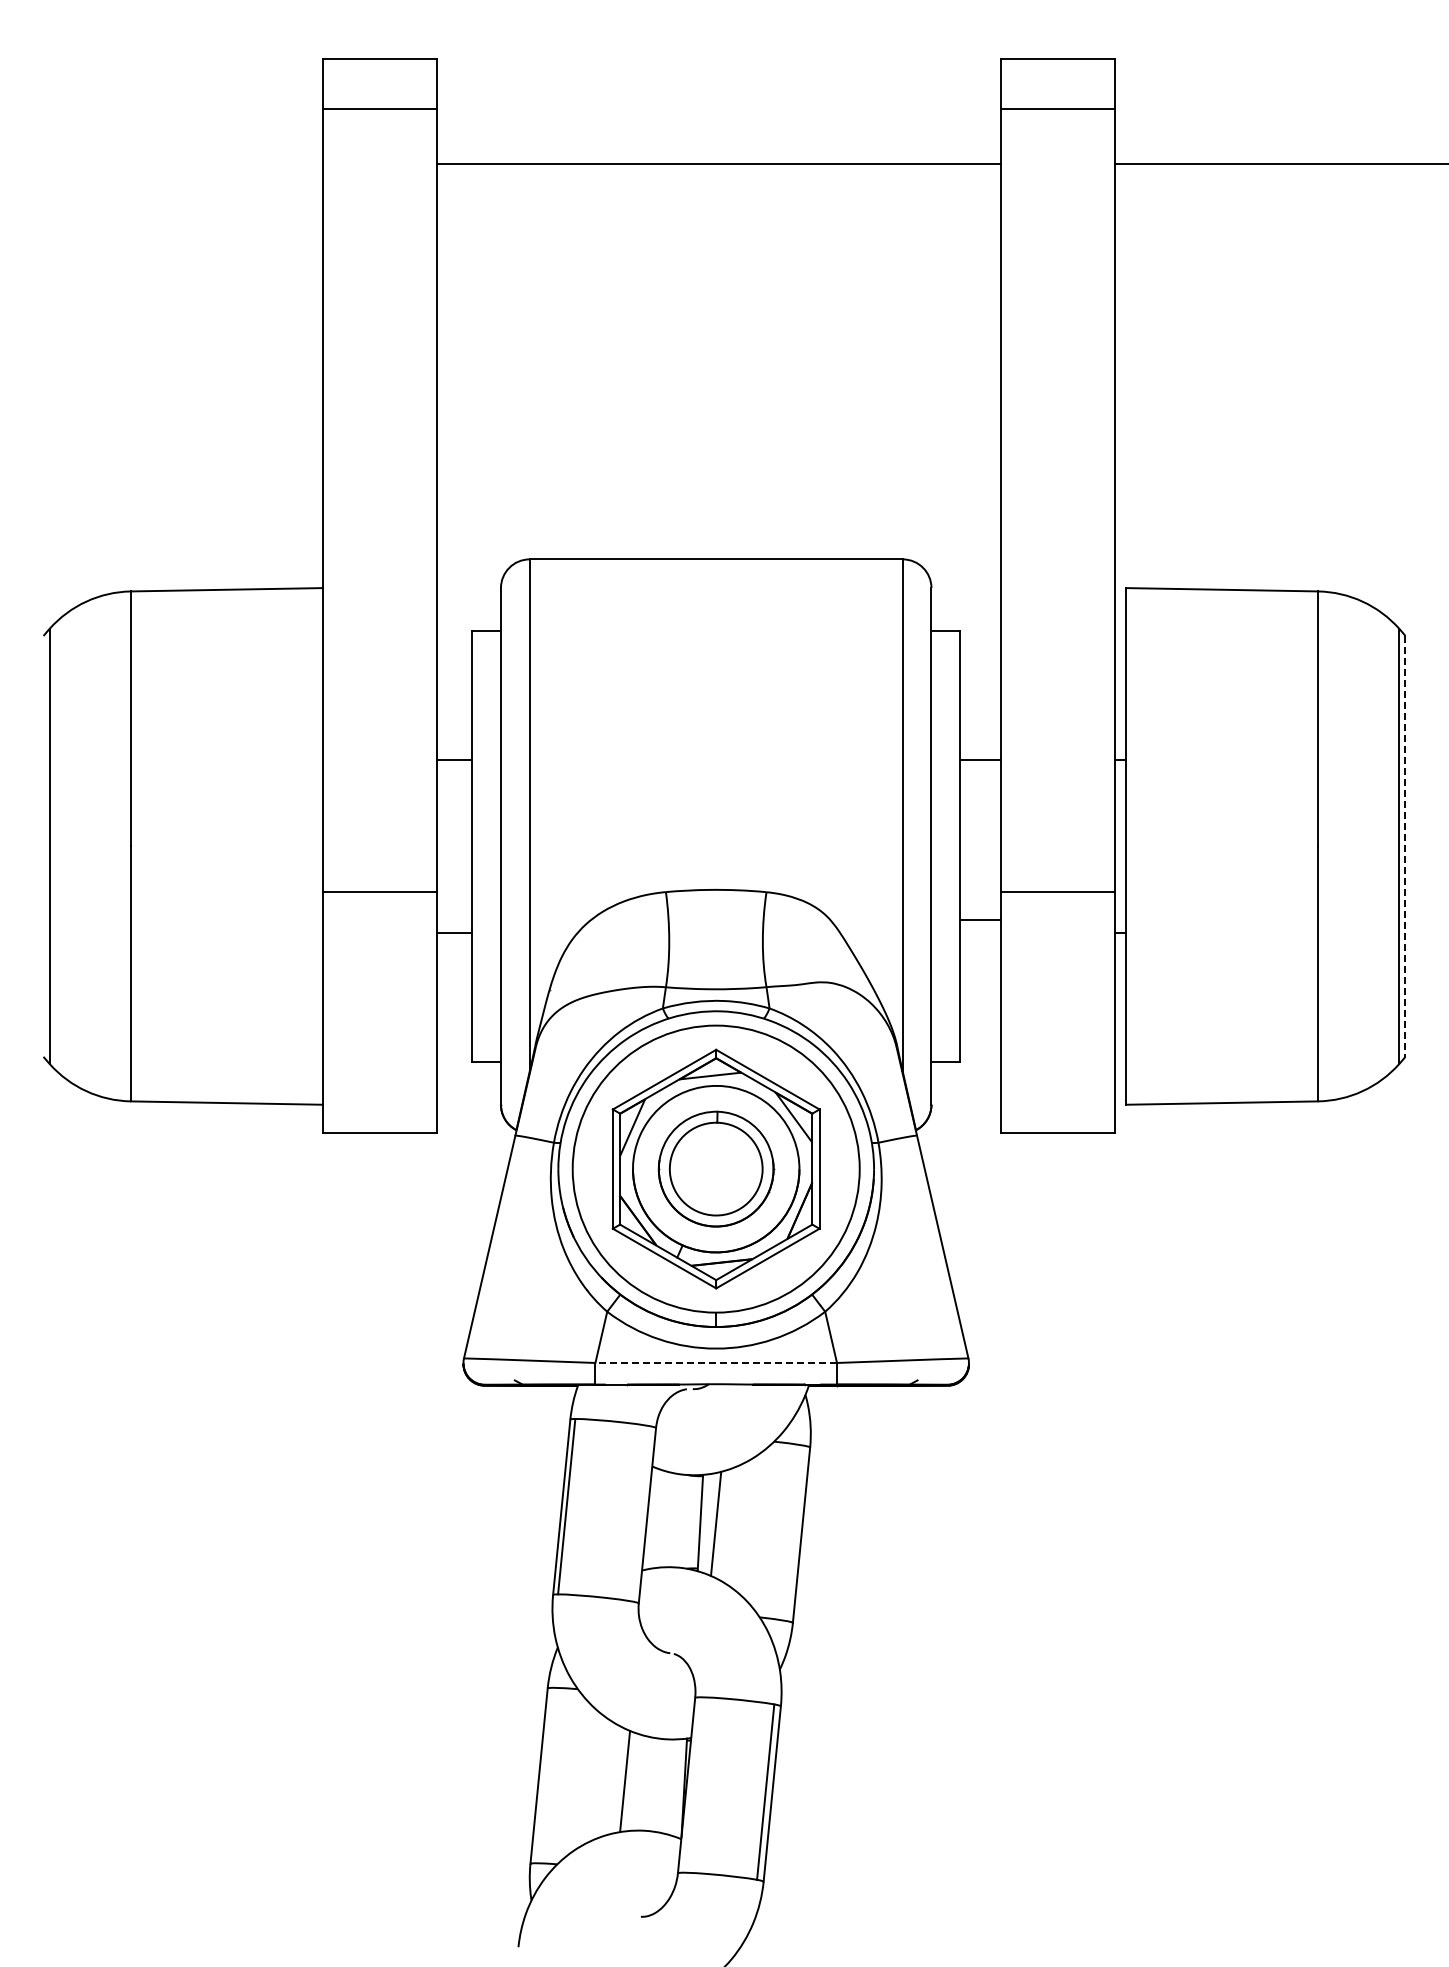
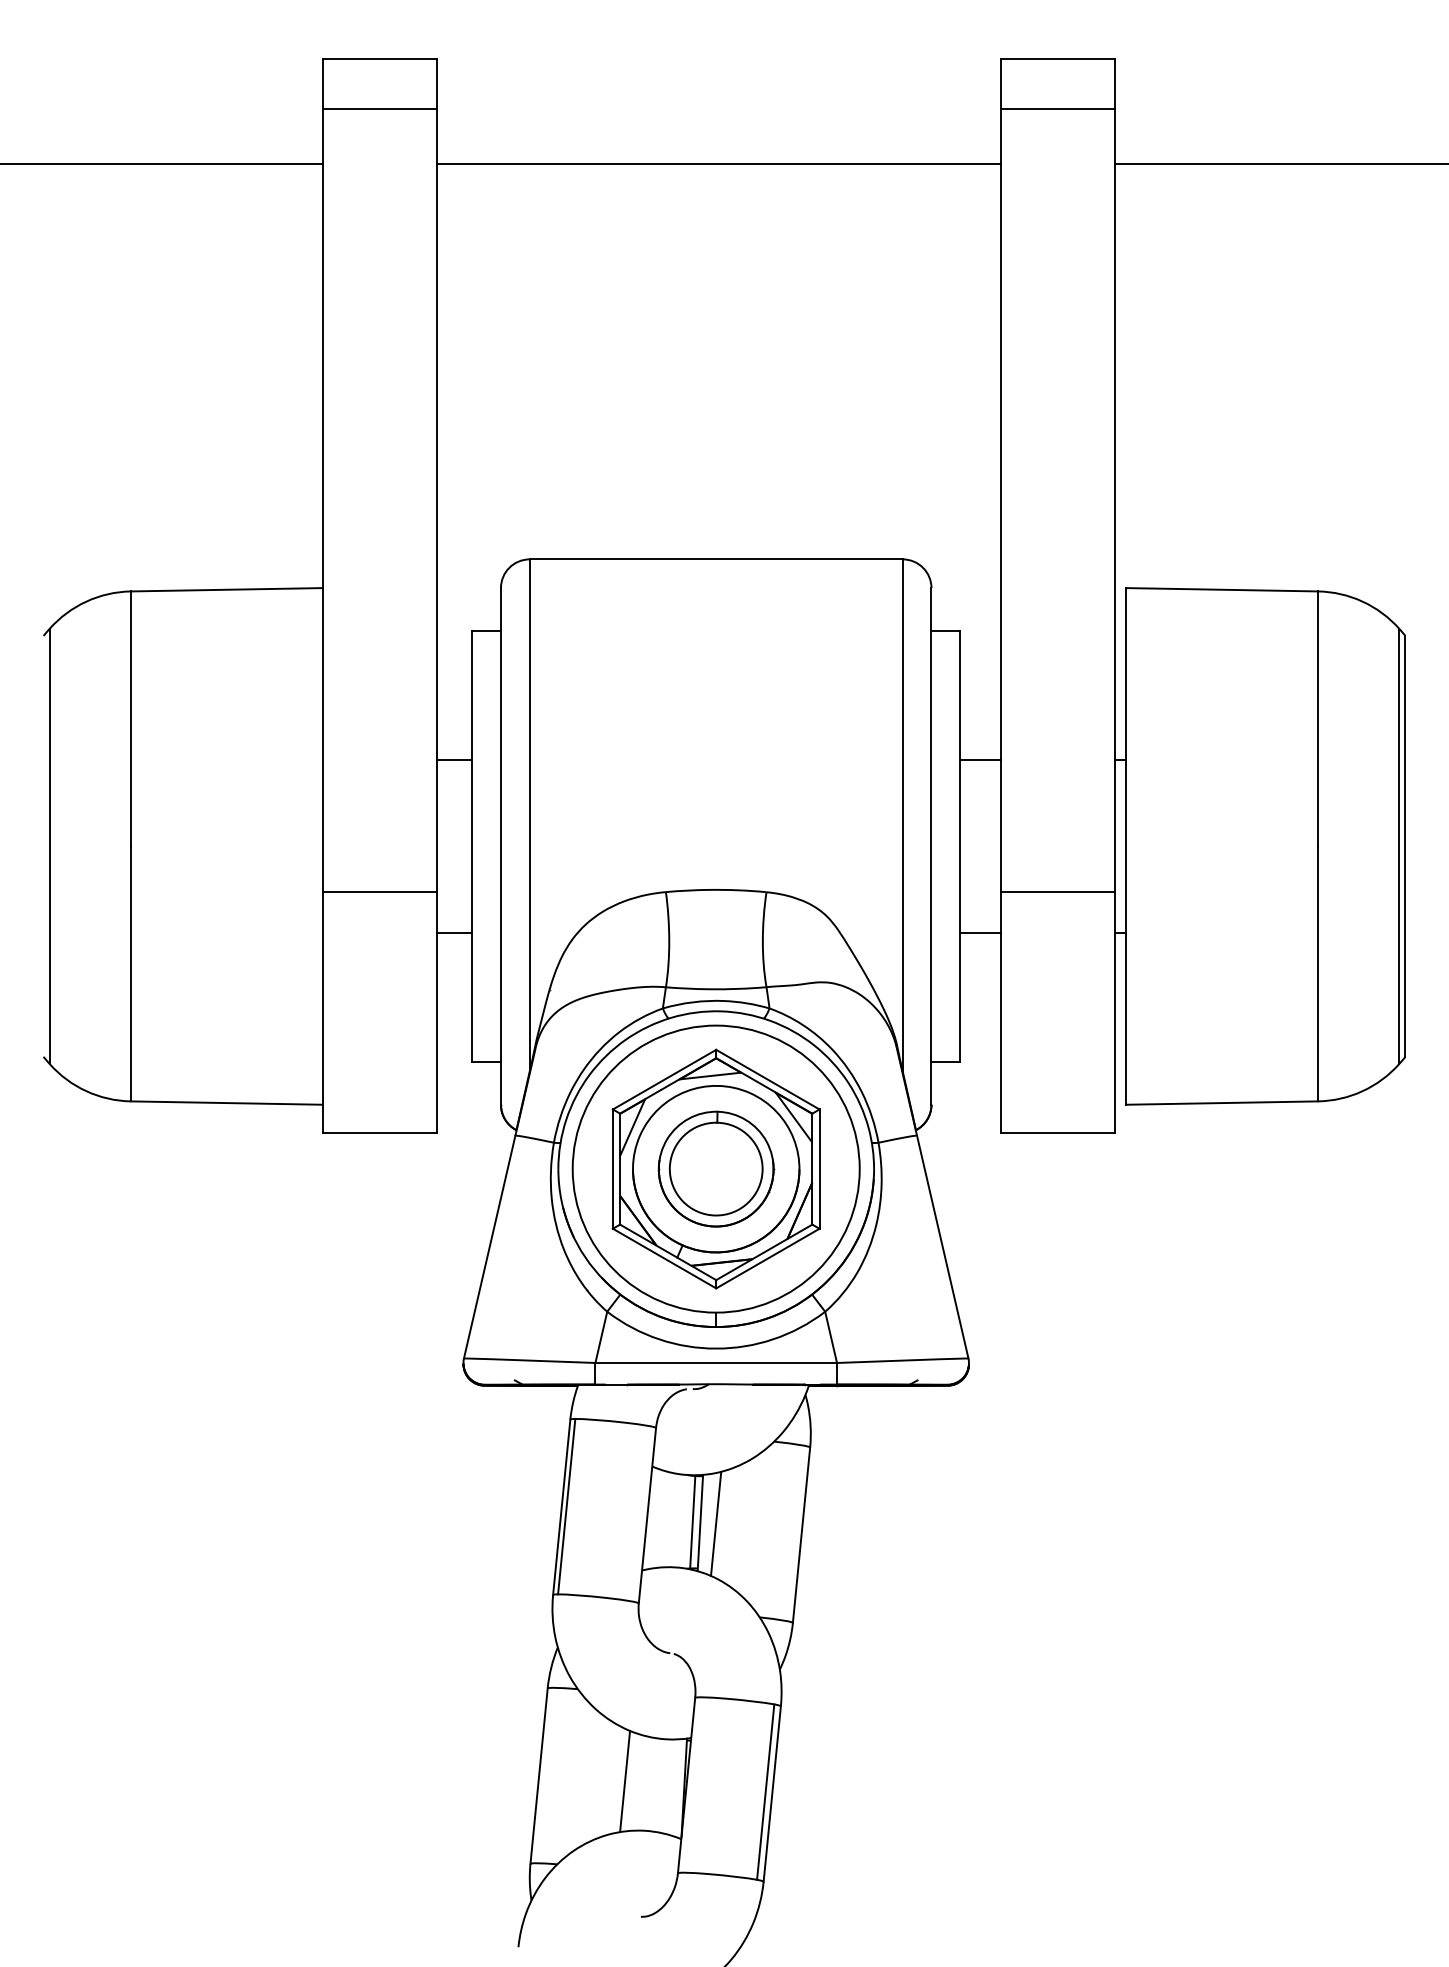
line: none -> present (162, 163)
line: dashed -> solid (1405, 846)
line position: (980, 919) -> (980, 932) (980, 932)
line: dashed -> solid (716, 1362)
line: none -> present (692, 1522)
